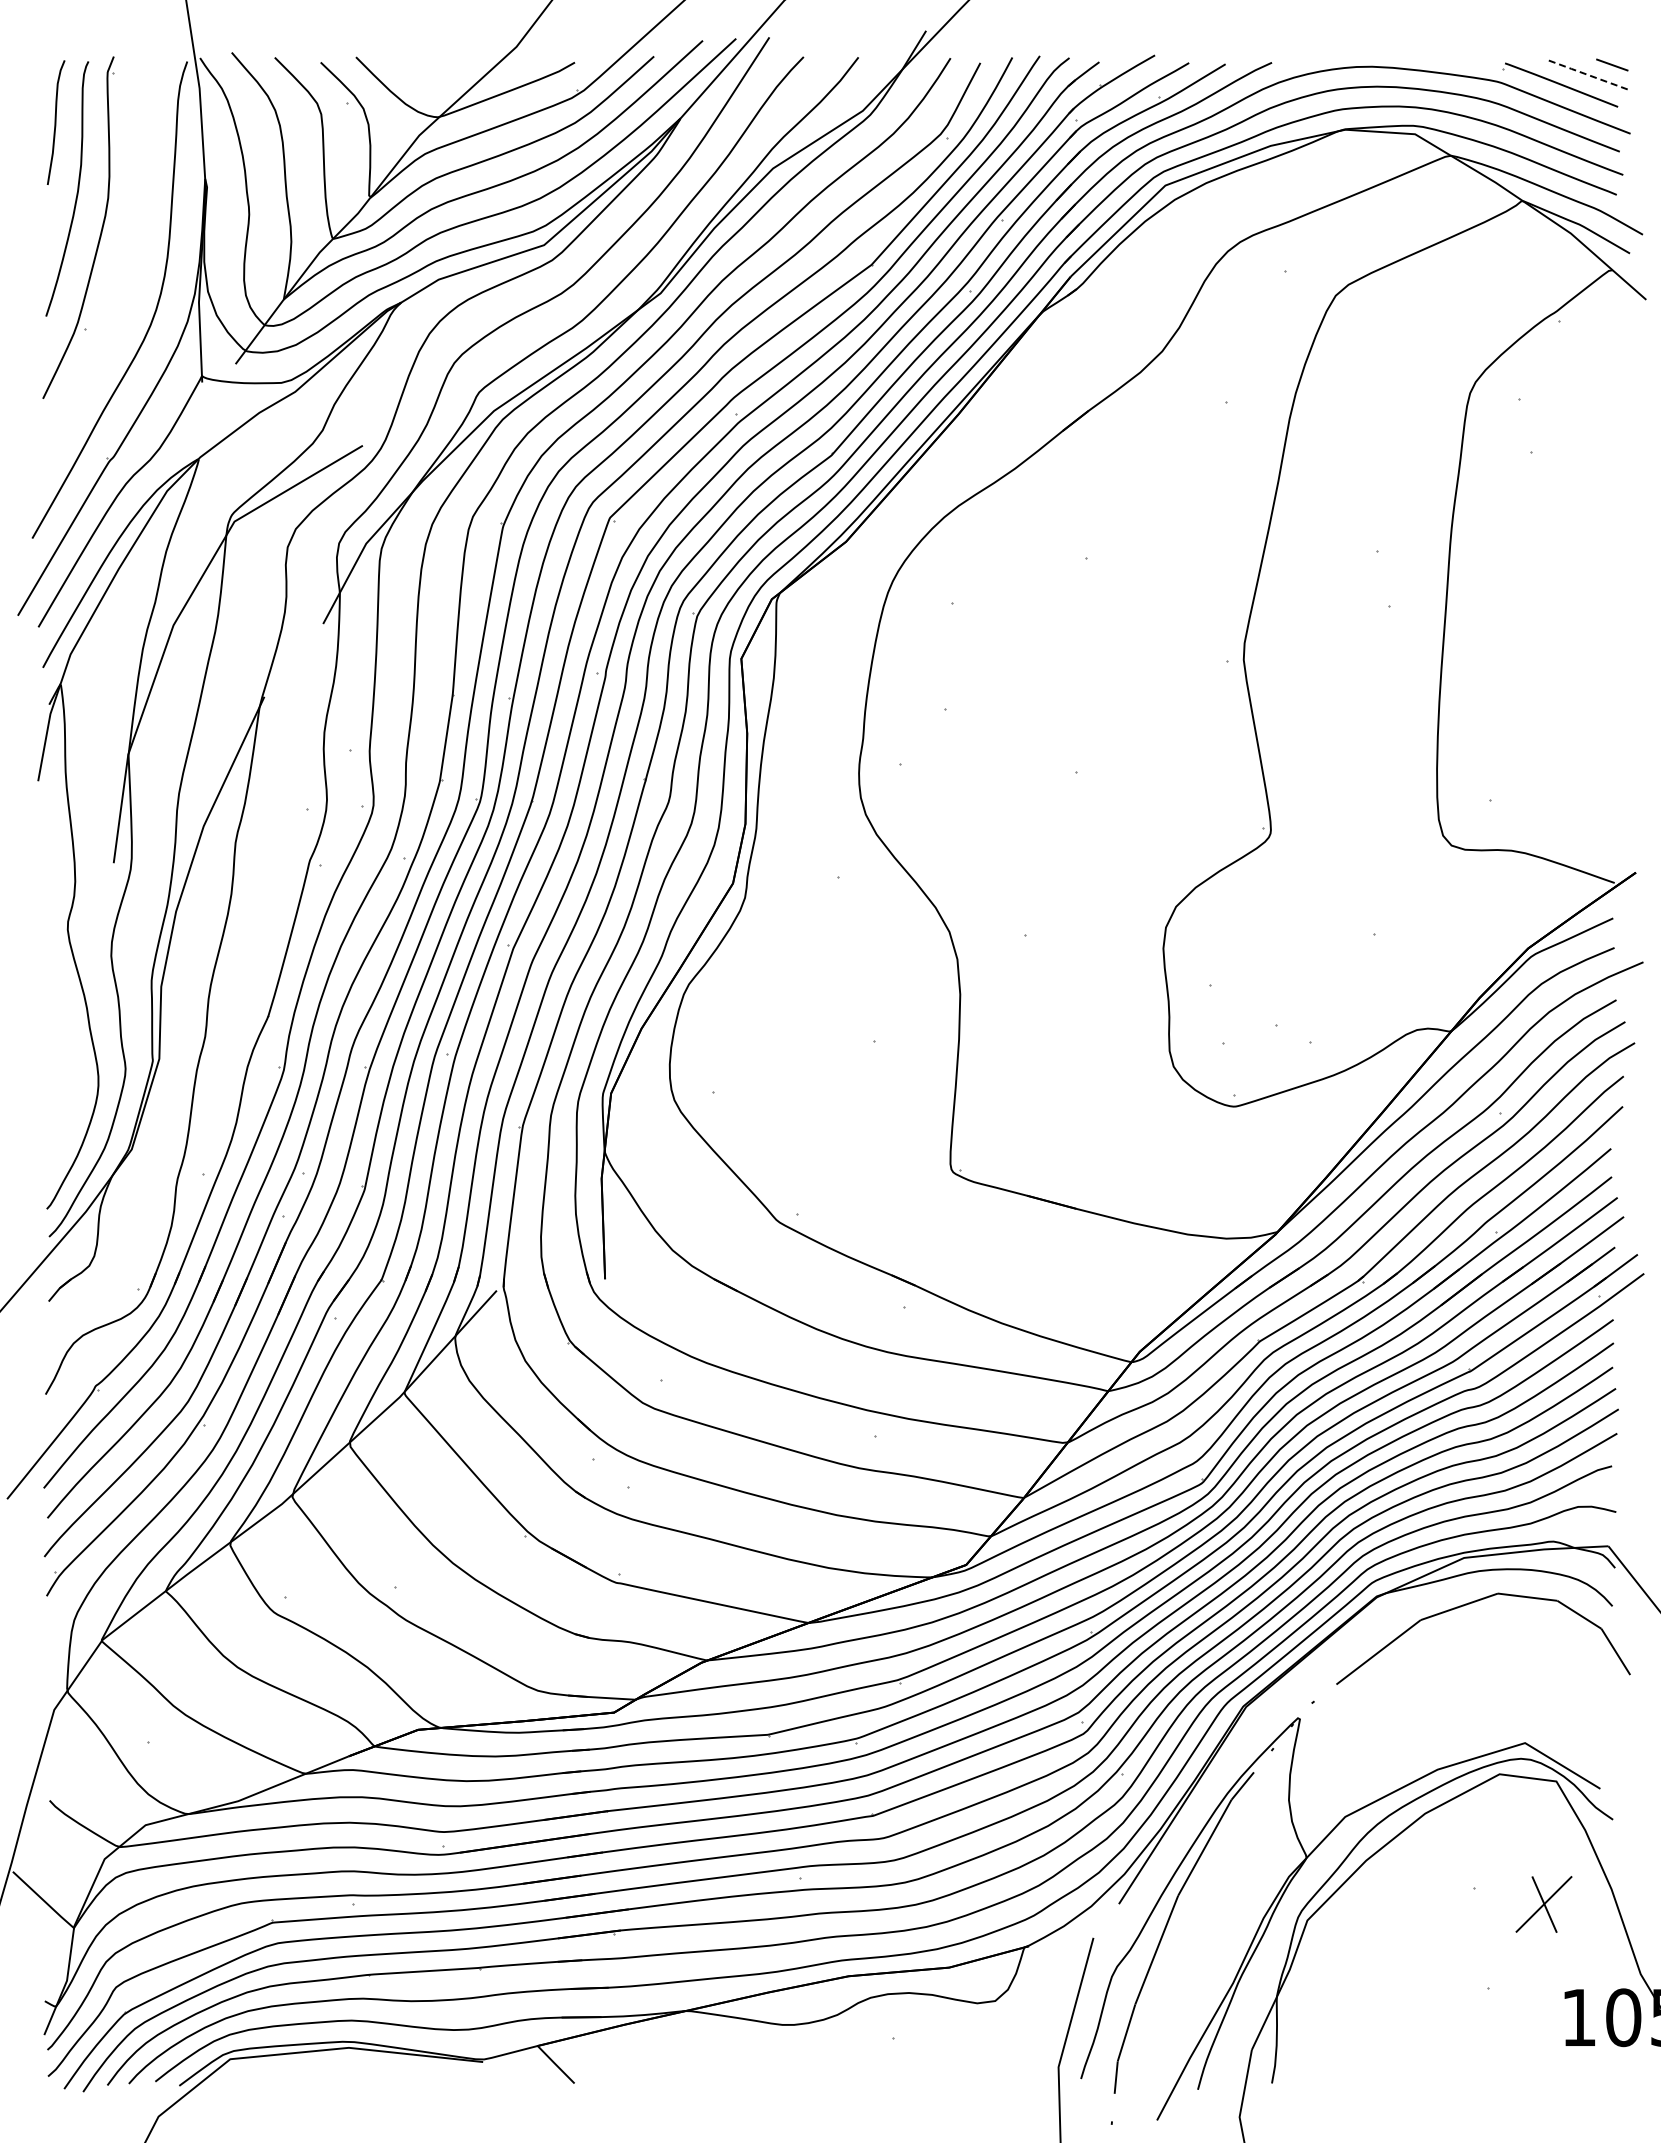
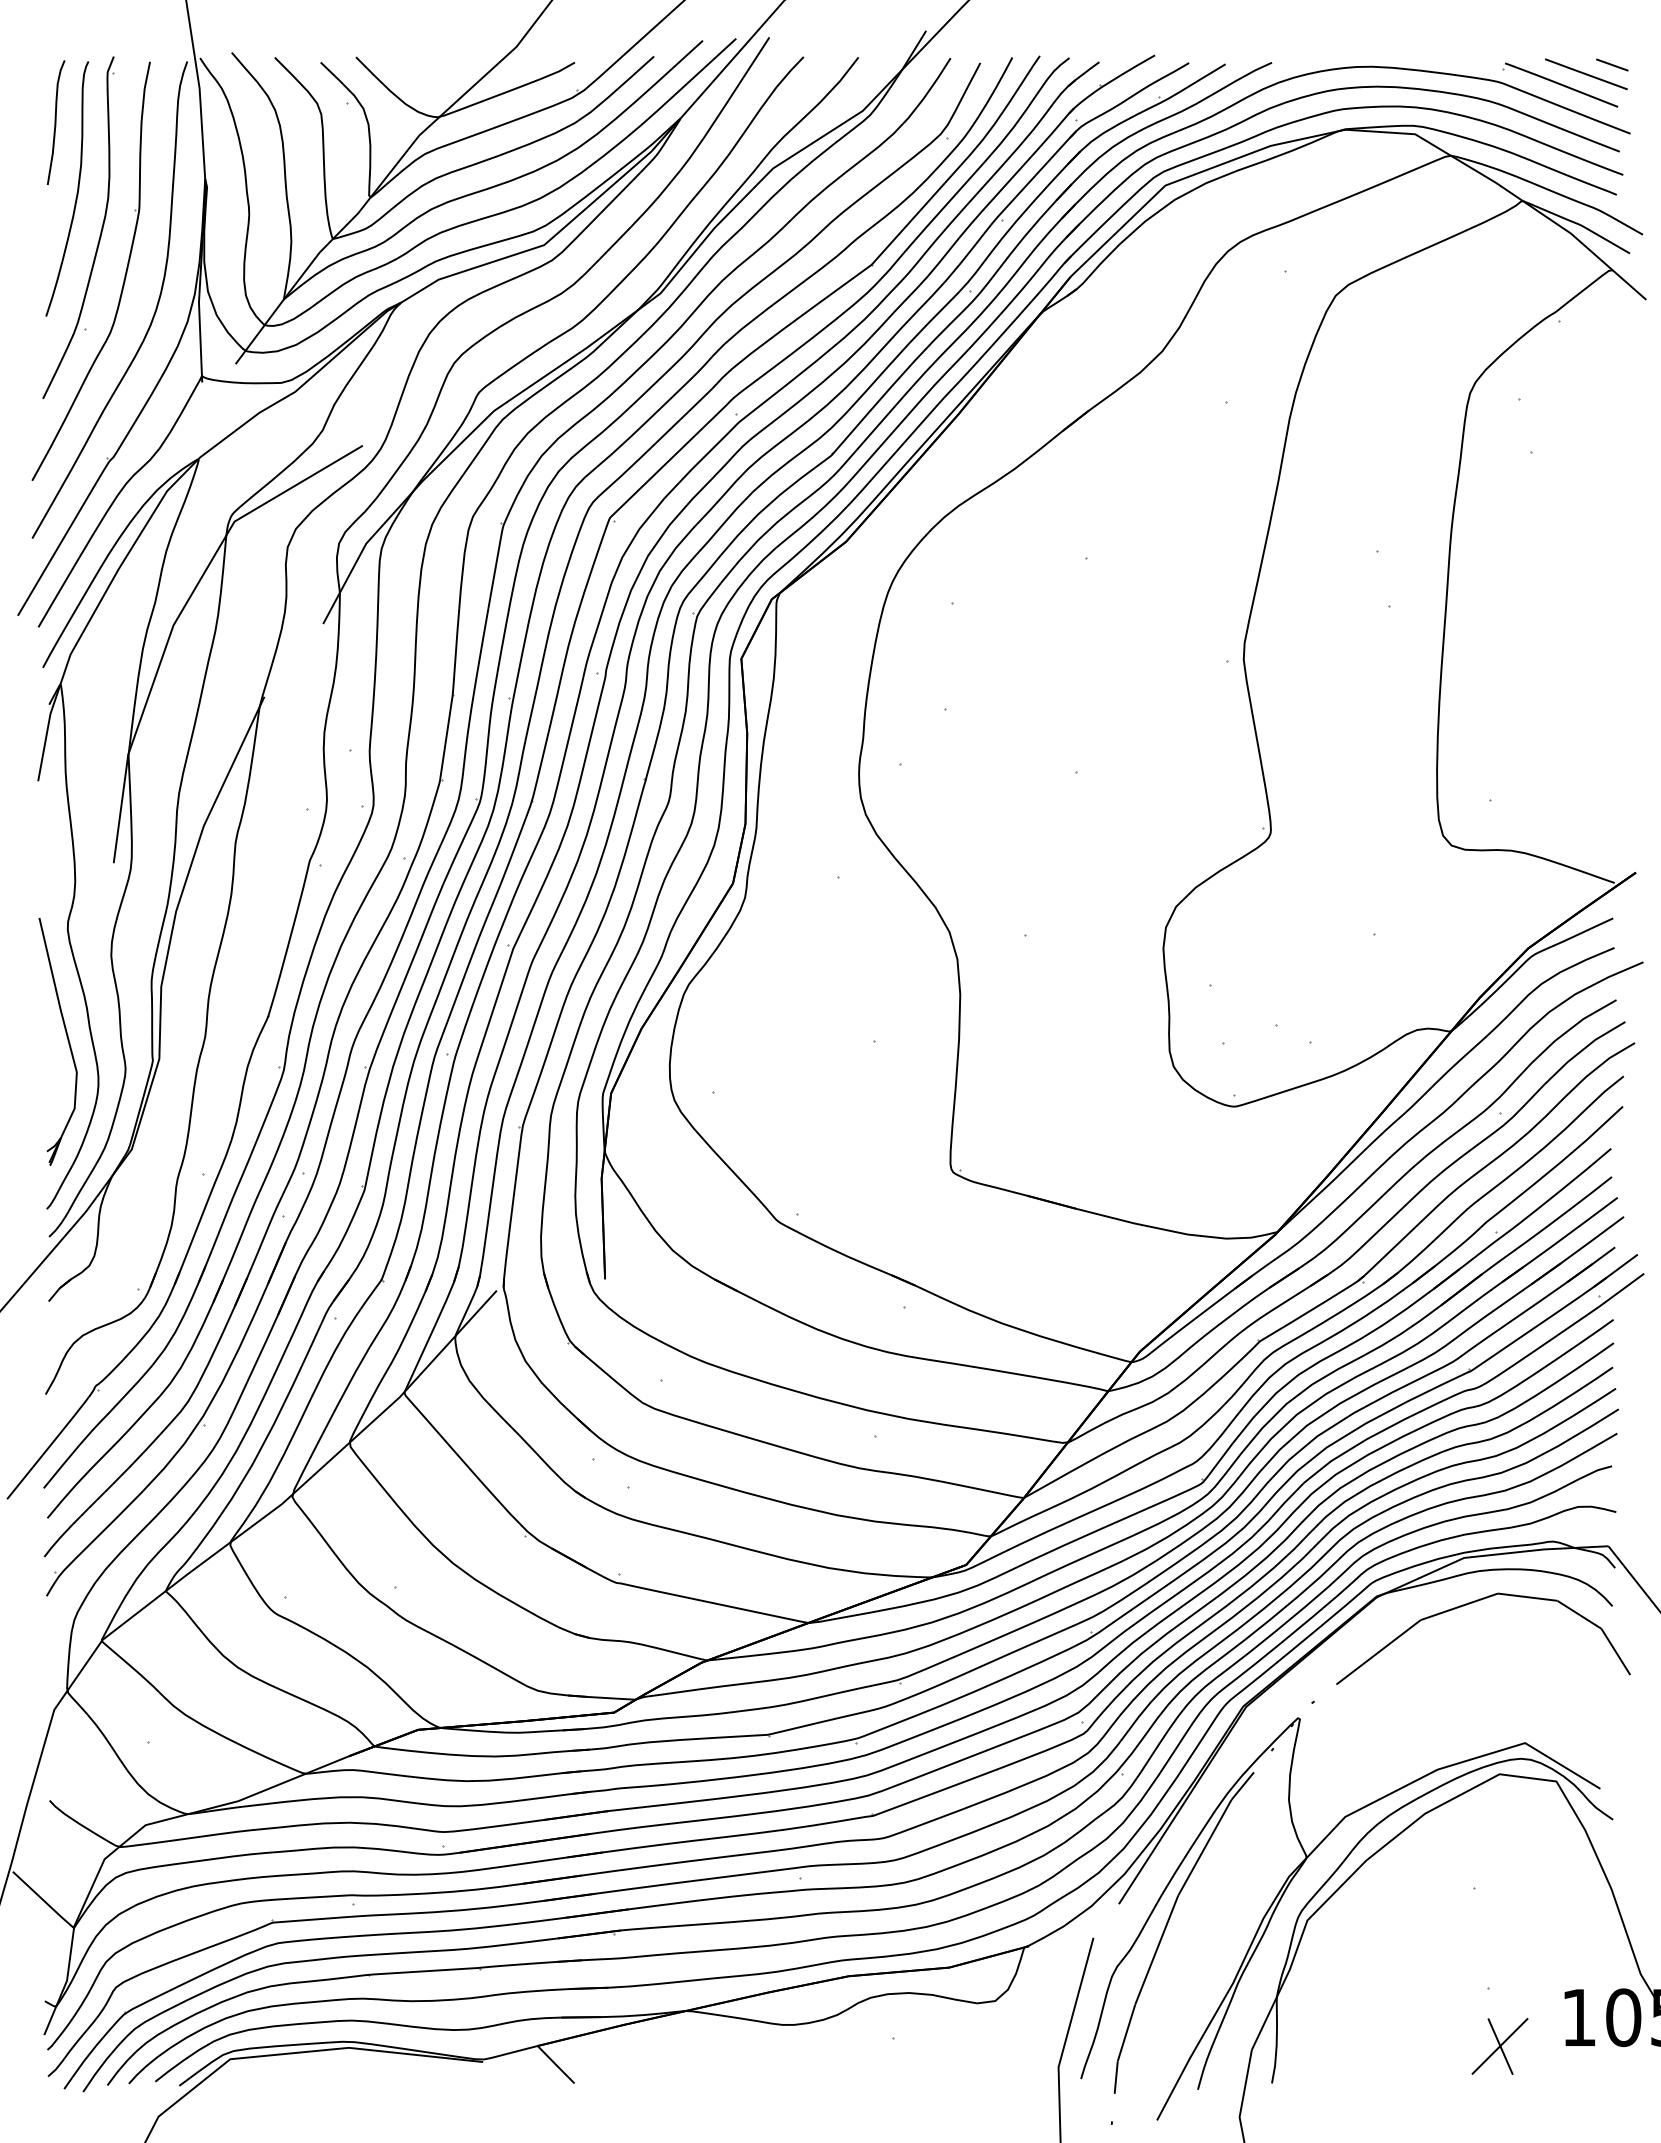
line: dashed -> solid (1585, 74)
part: none -> present (124, 275)
part: none -> present (66, 1037)
part position: (1543, 1904) -> (1499, 2046) (1499, 2046)
